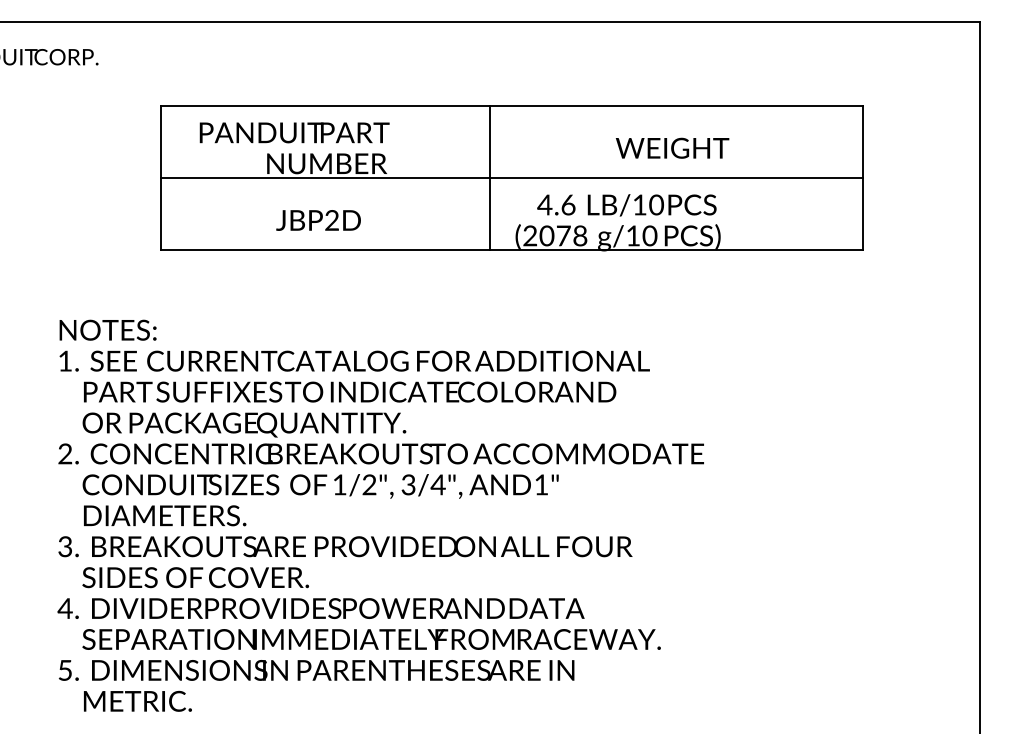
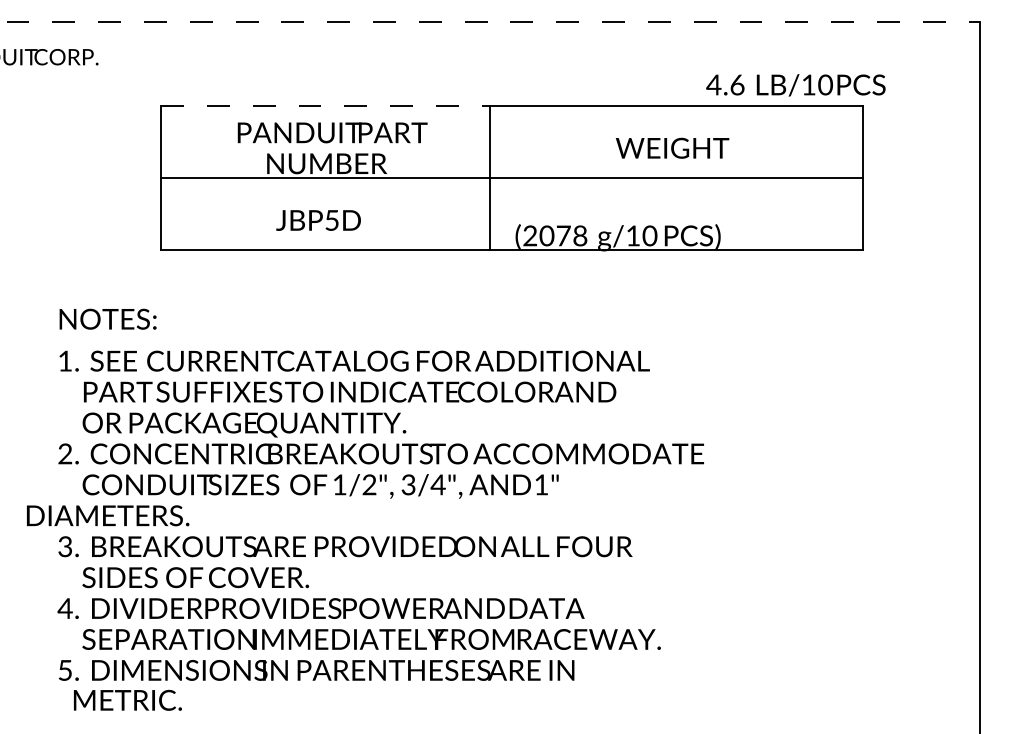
line: solid -> dashed (490, 22)
line: solid -> dashed (325, 105)
text position: (294, 132) -> (332, 132) (332, 132)
text position: (626, 205) -> (795, 85) (795, 85)
text: JBP2D -> JBP5D (331, 220)
text position: (107, 329) -> (107, 318) (107, 318)
text position: (165, 515) -> (108, 515) (108, 515)
text position: (137, 700) -> (127, 699) (127, 699)
